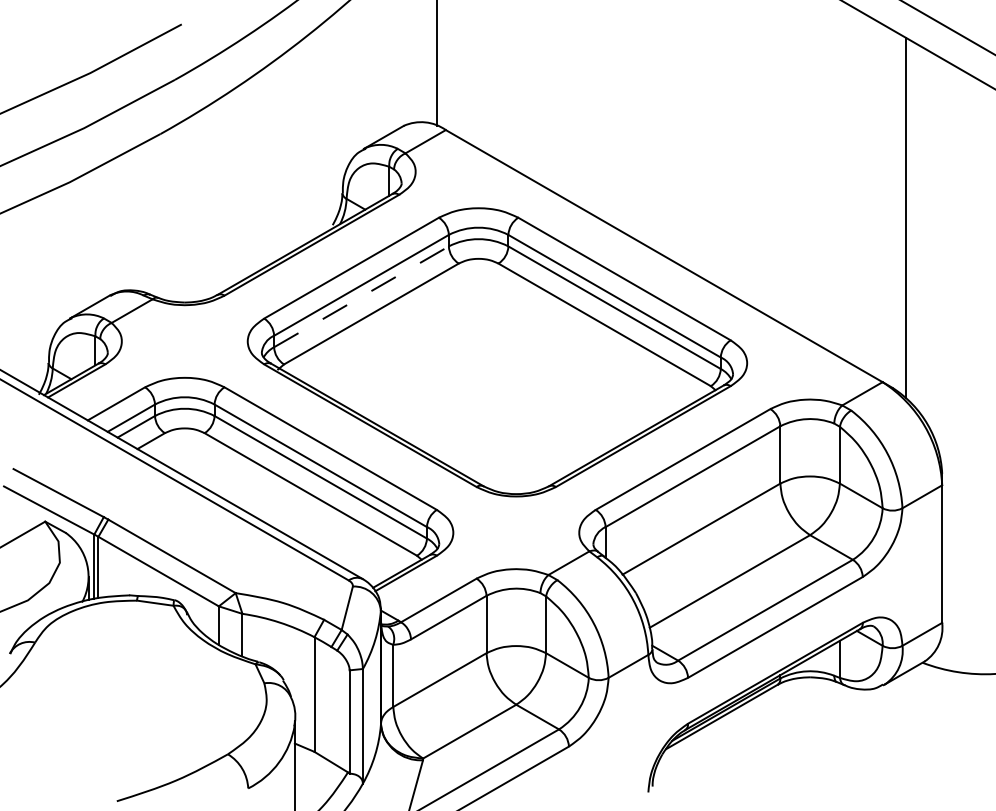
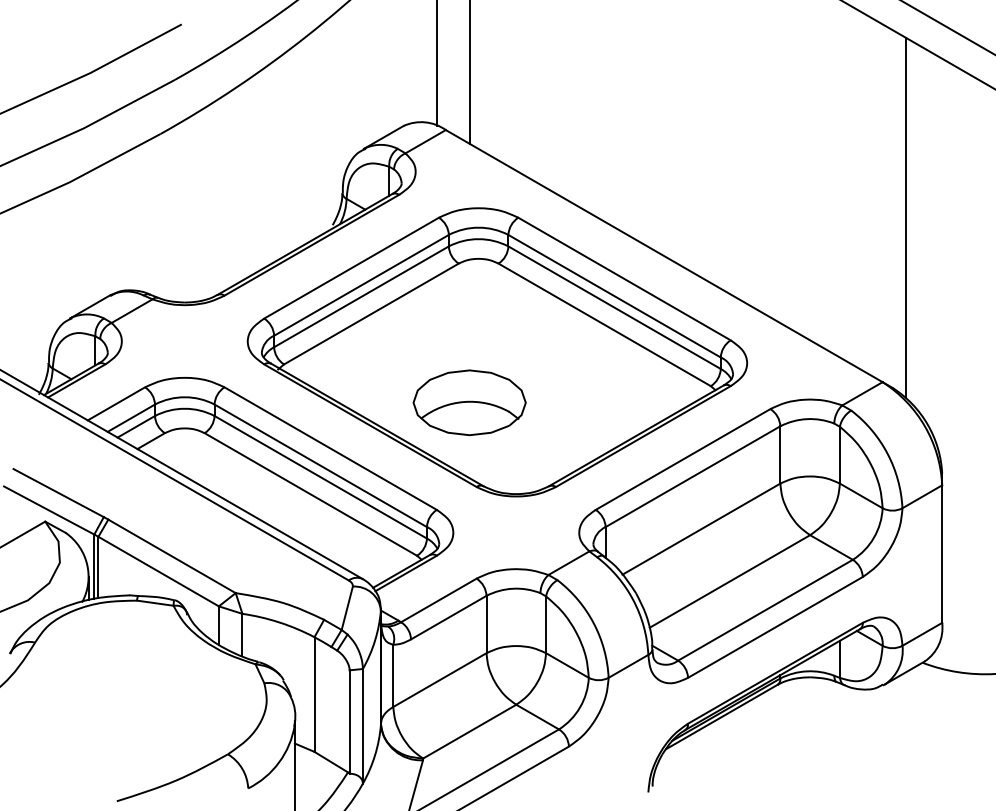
line: none -> present (469, 72)
line: dashed -> solid (361, 296)
part: none -> present (469, 402)
